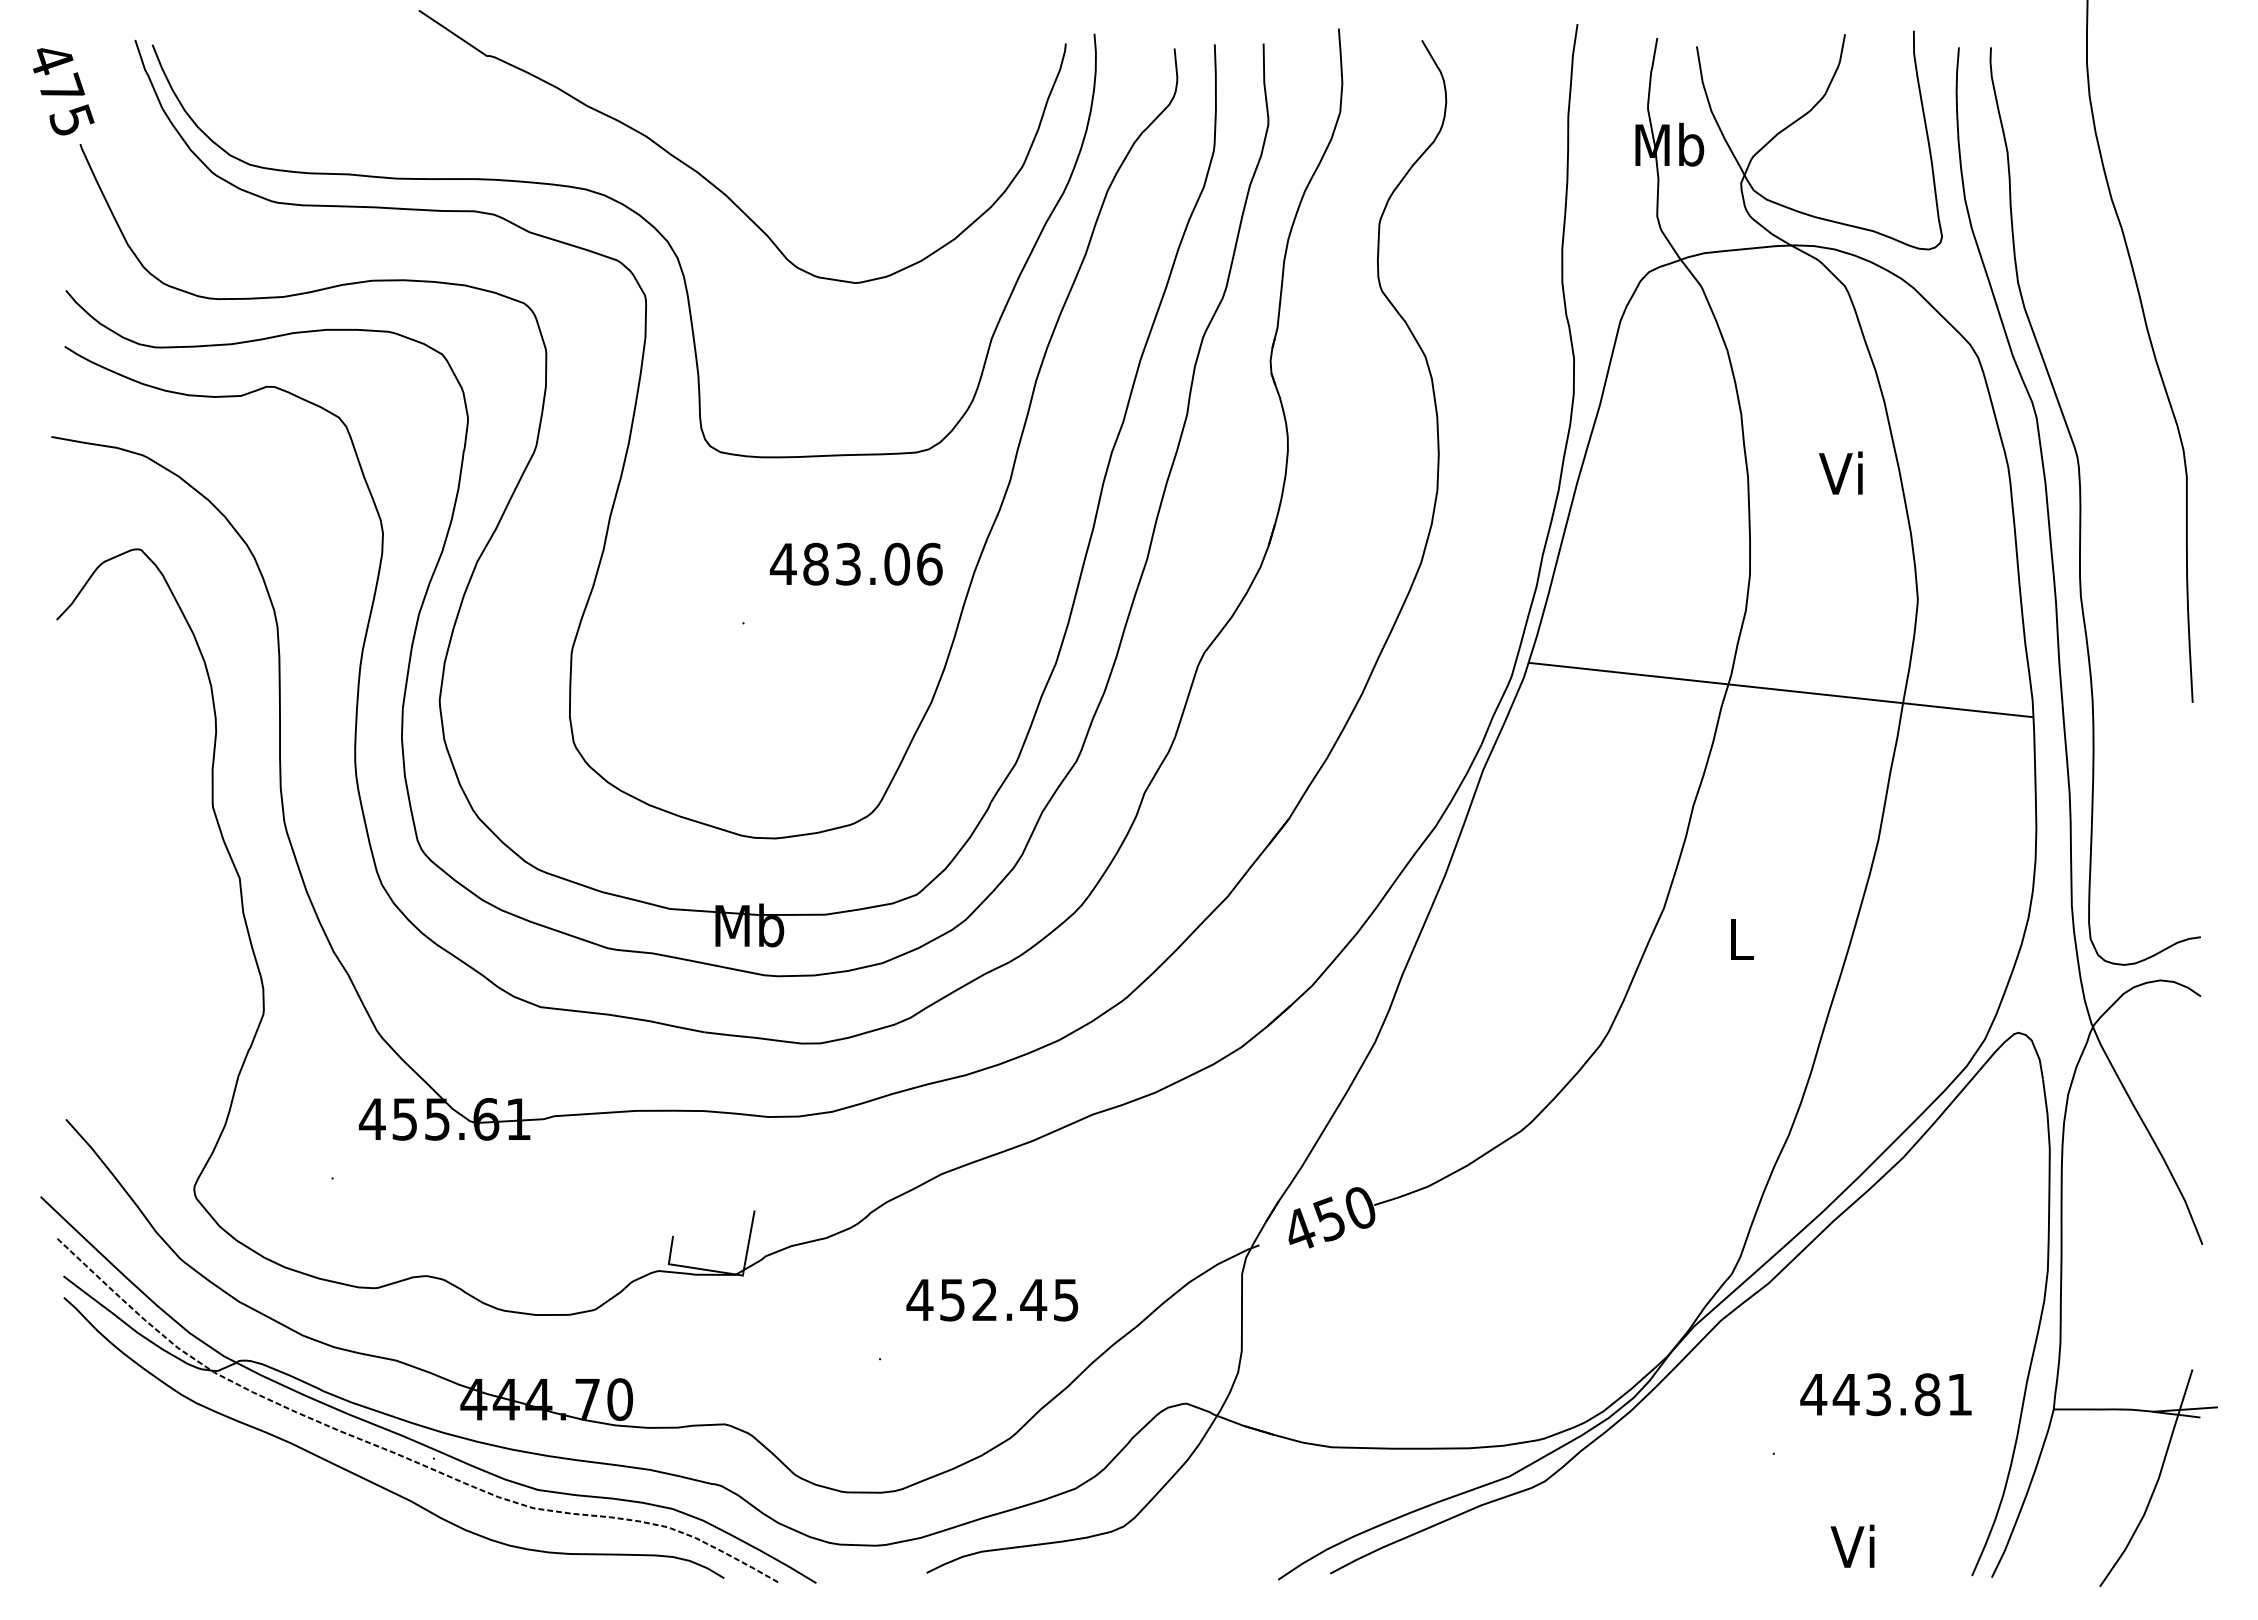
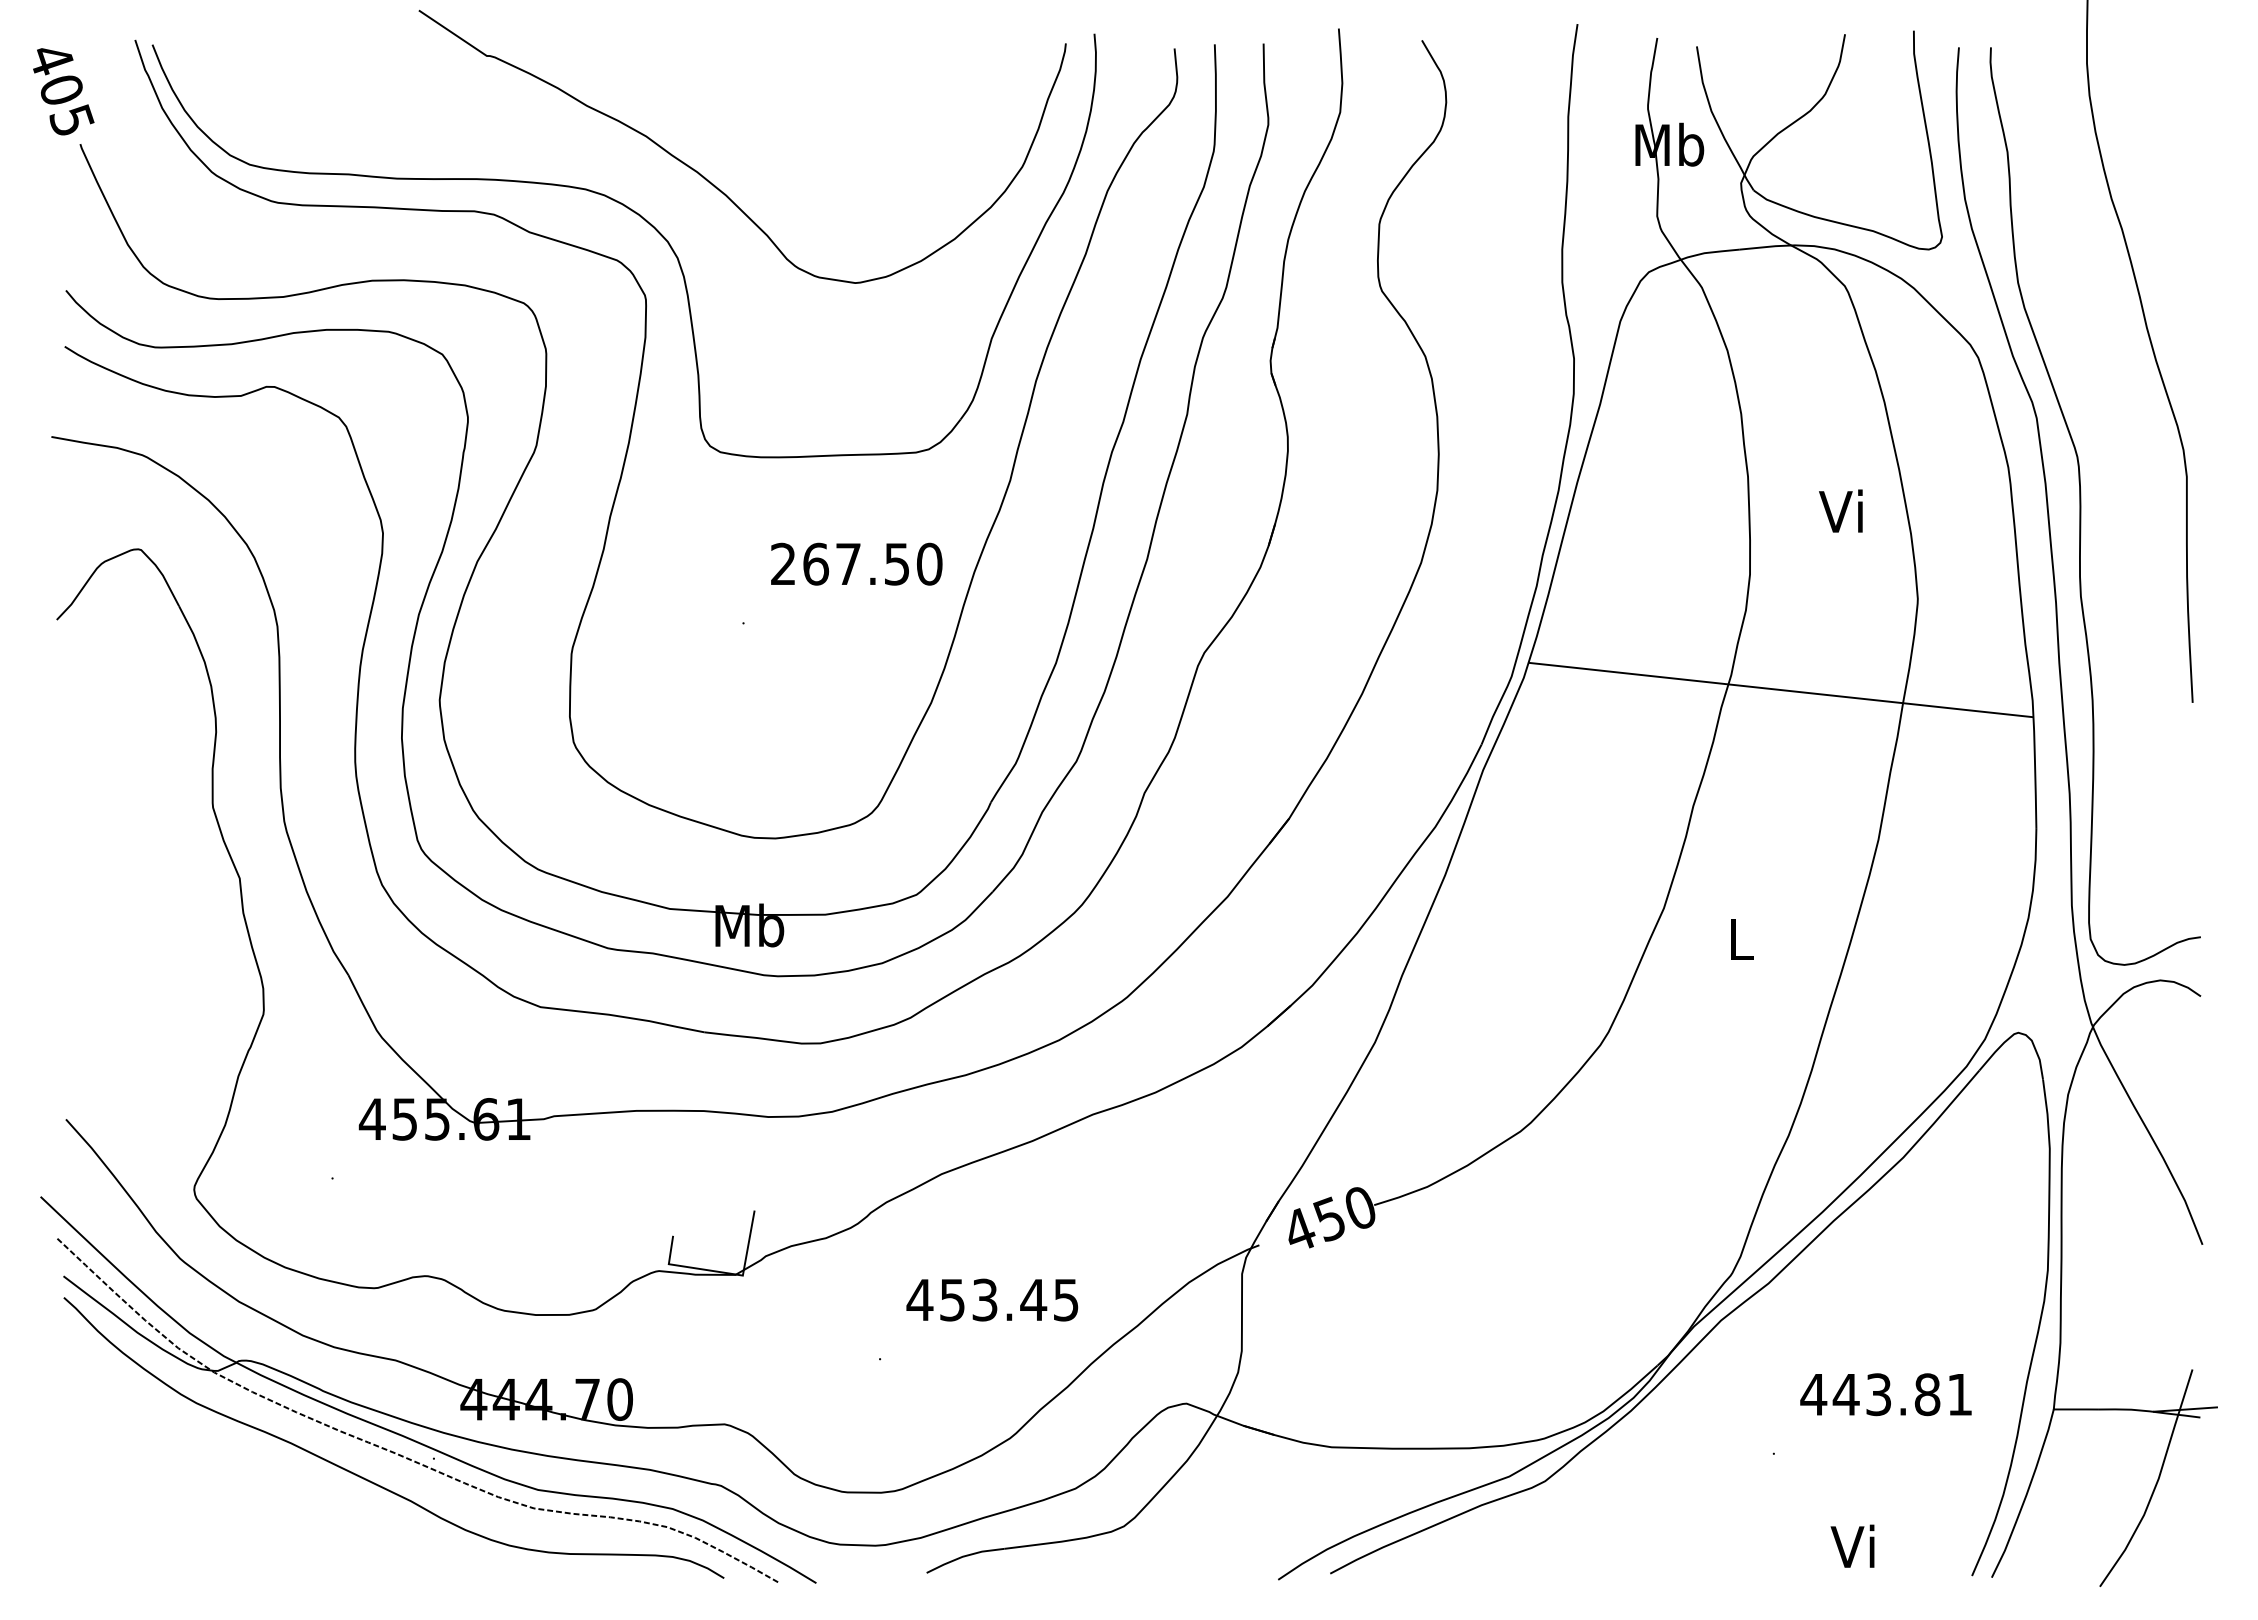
text: 475 -> 405 (62, 88)
text position: (1840, 472) -> (1840, 510) (1840, 510)
text: 483.06 -> 267.50 (855, 563)
text: 452.45 -> 453.45 (984, 1299)
